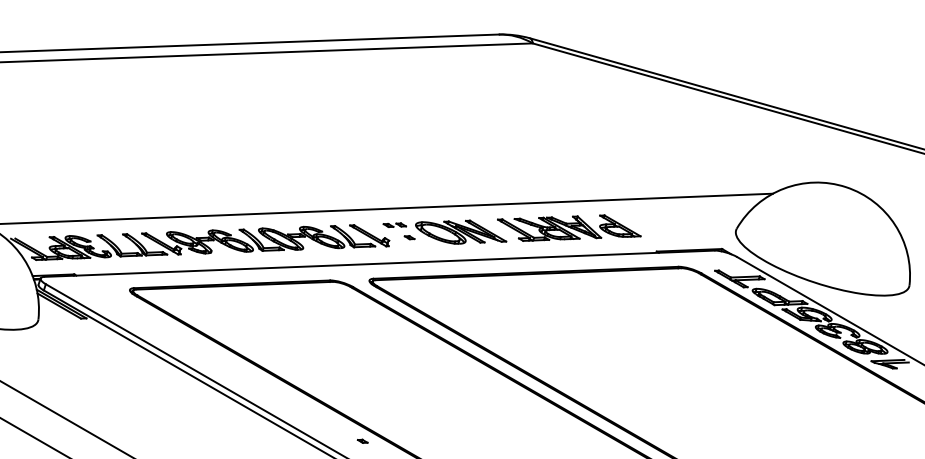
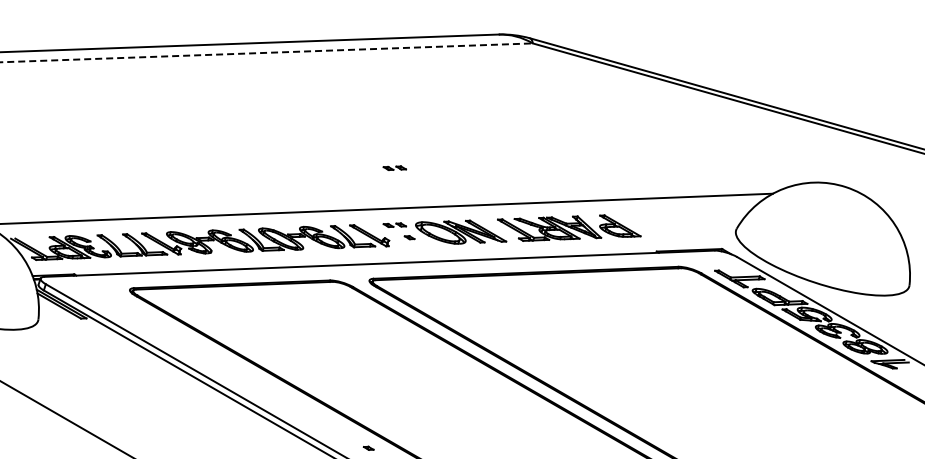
line: solid -> dashed (267, 52)
part: none -> present (394, 167)
line: present -> none (33, 437)
part position: (362, 440) -> (368, 447) (368, 447)
